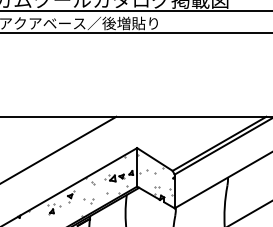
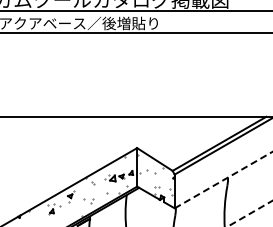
line: present -> none (59, 149)
line: solid -> dashed (223, 179)
line: solid -> dashed (250, 213)
